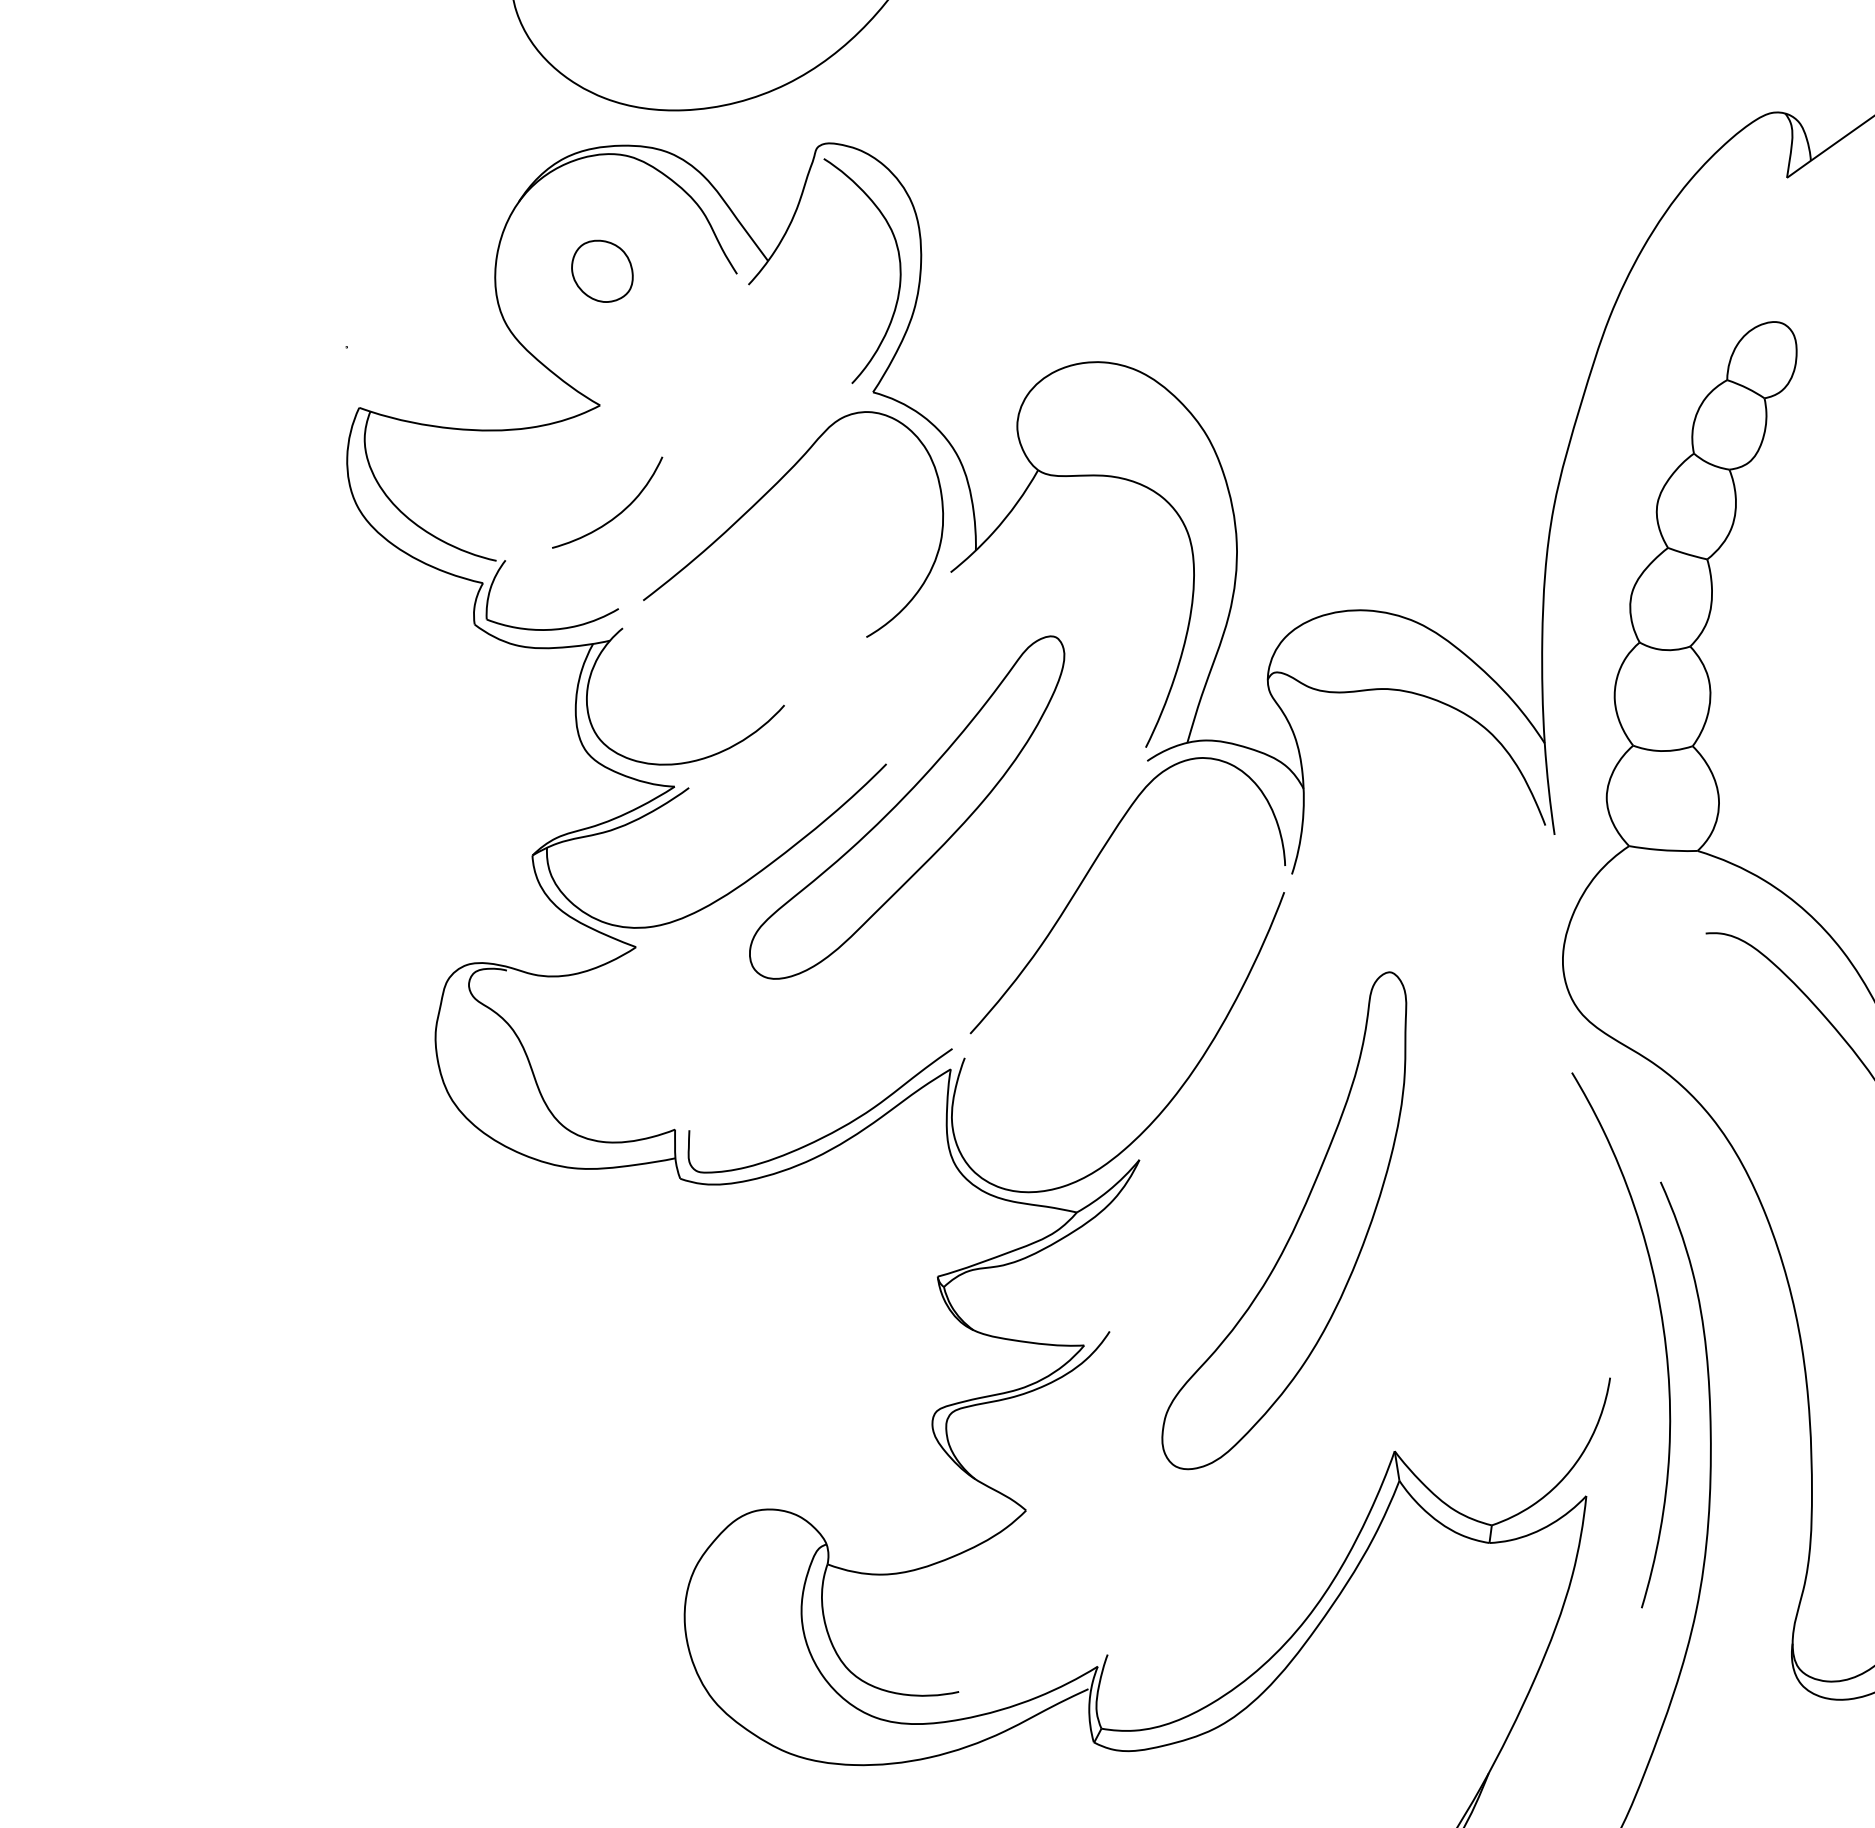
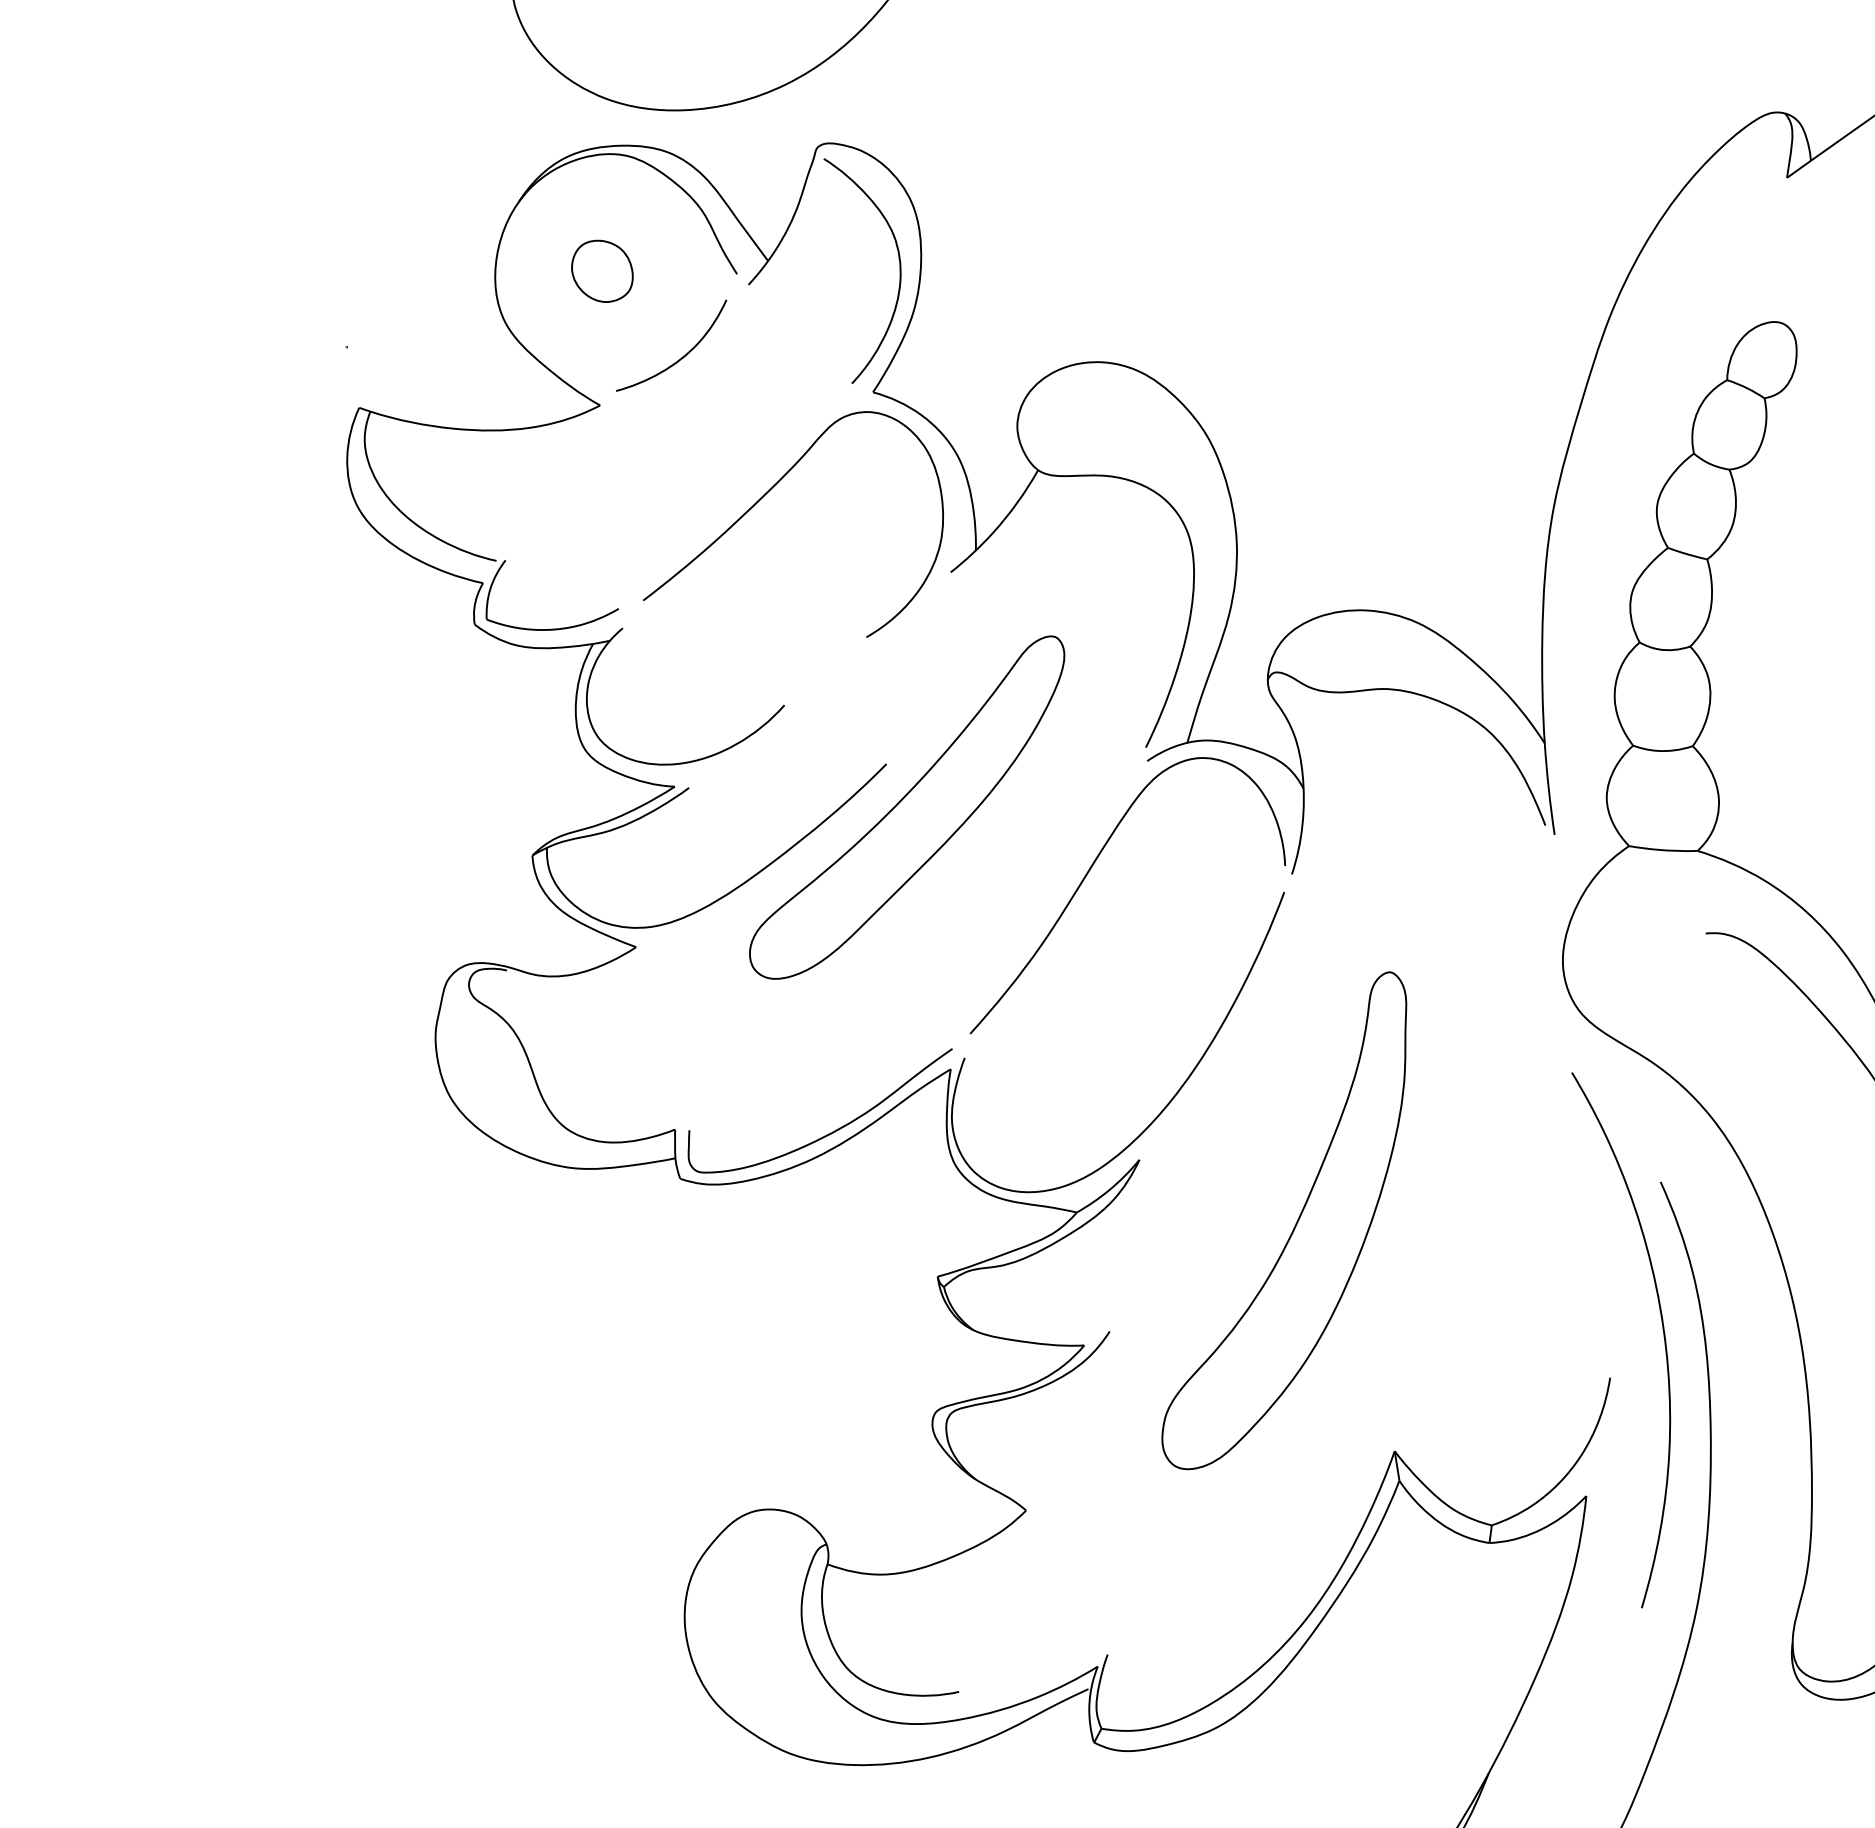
curve position: (618, 513) -> (682, 356) (682, 356)
